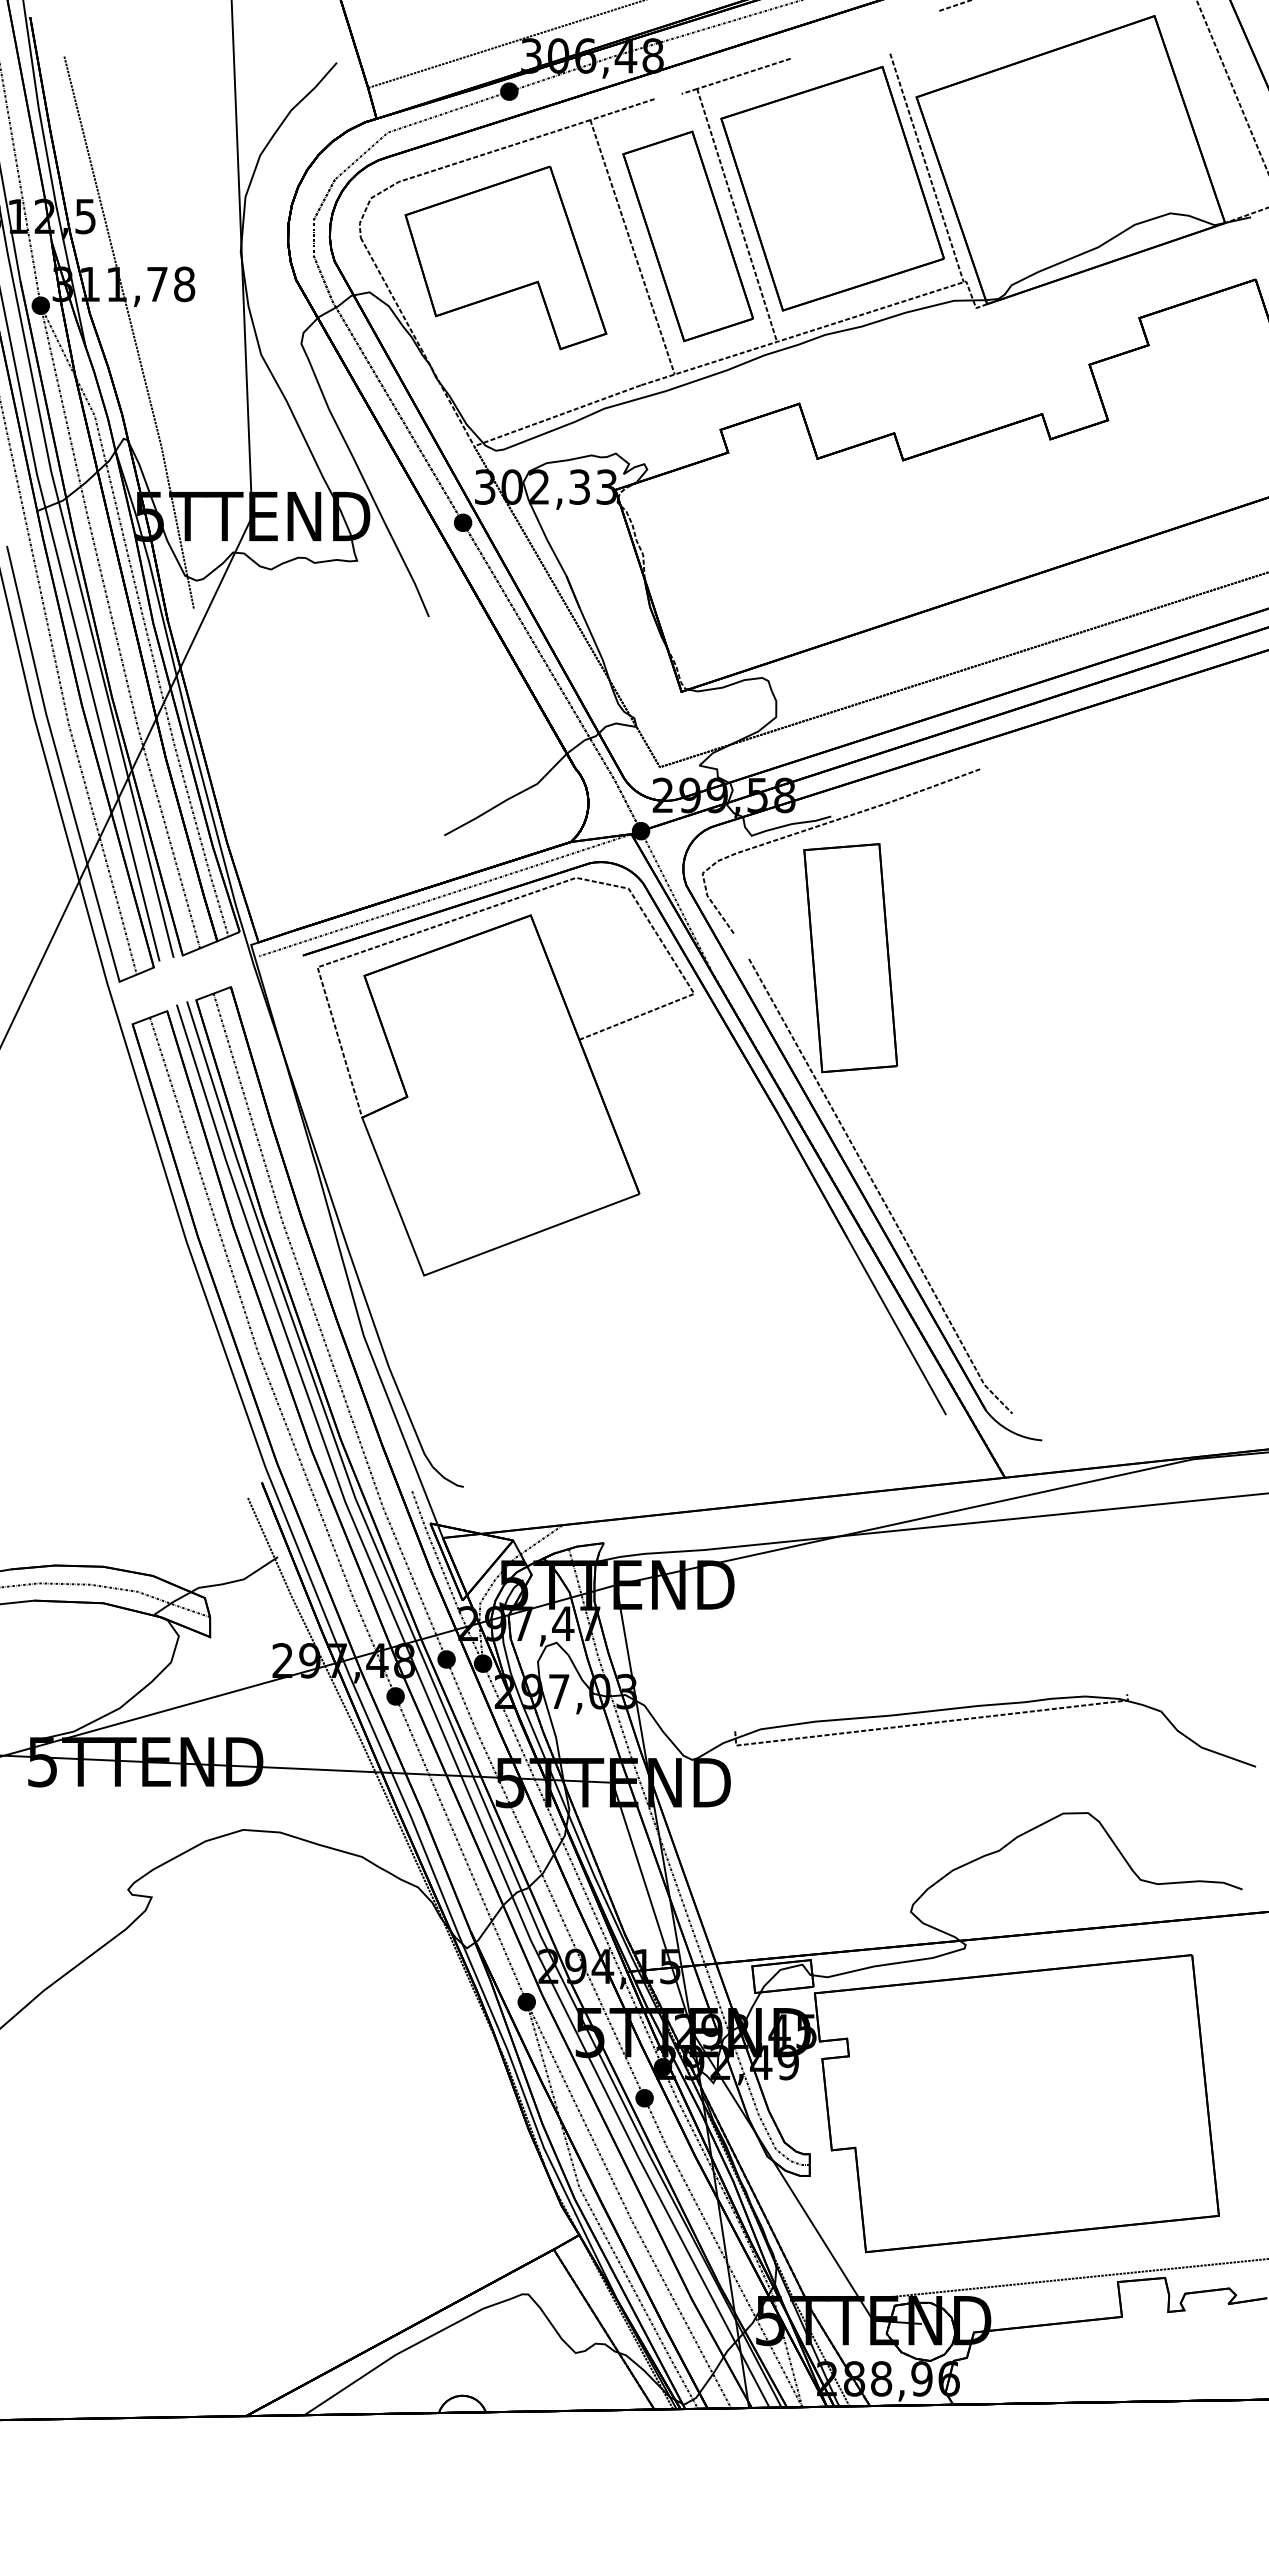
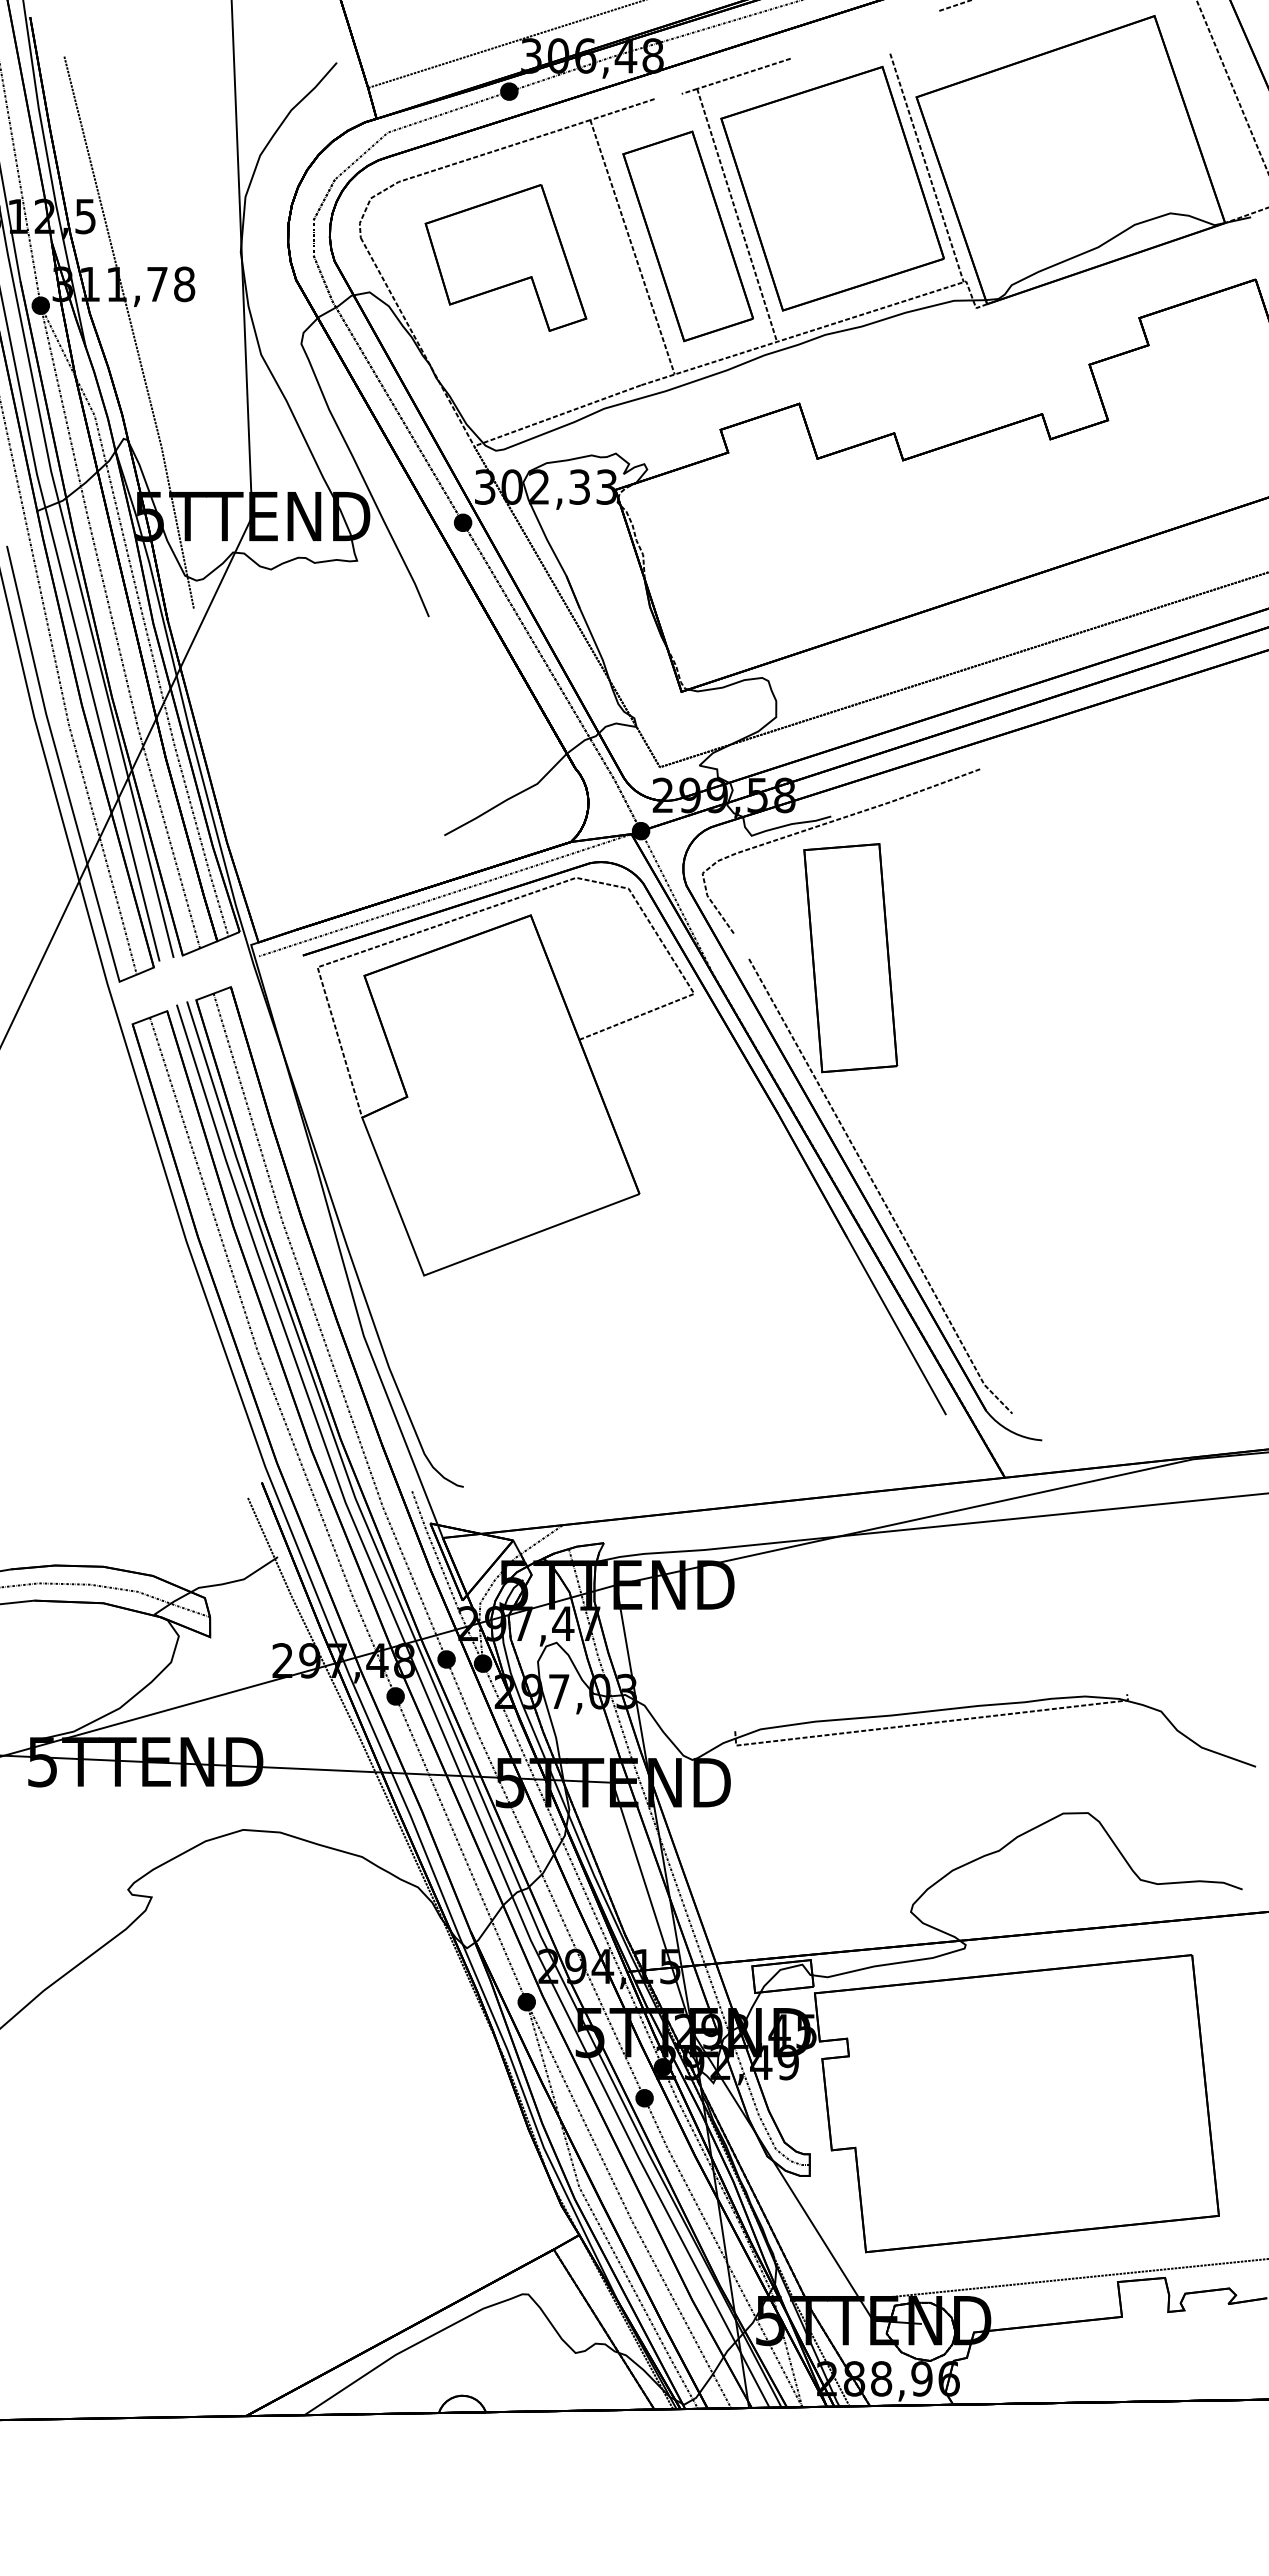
part size: 204x186 px -> 164x148 px (505, 257)
